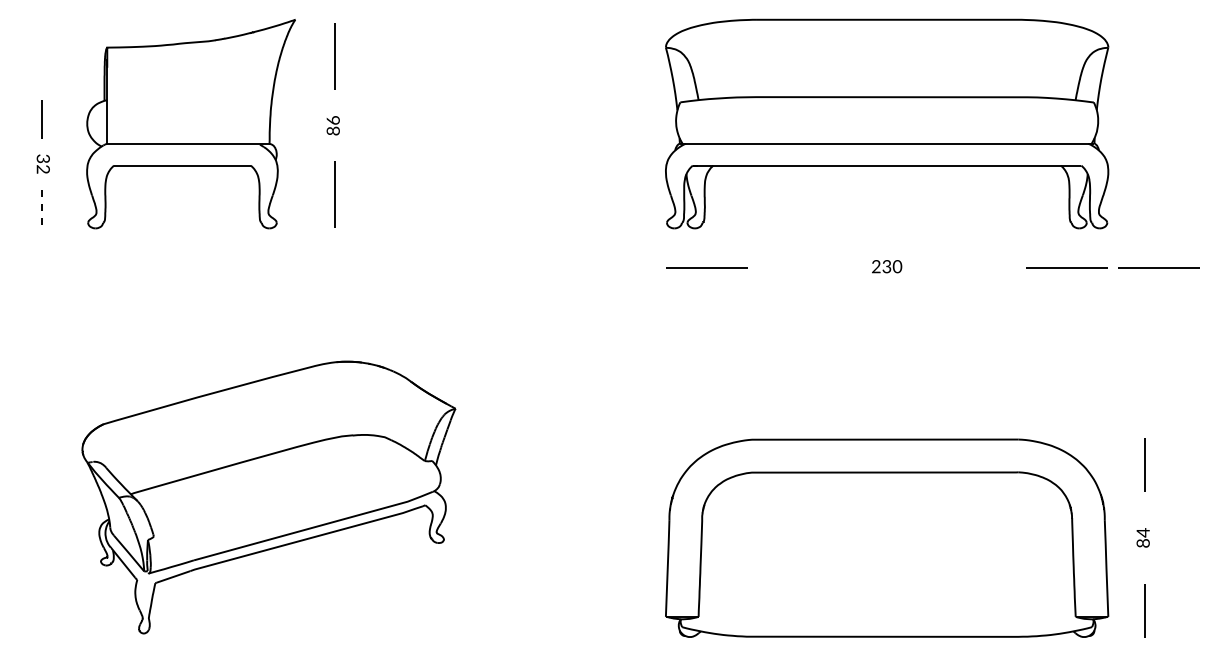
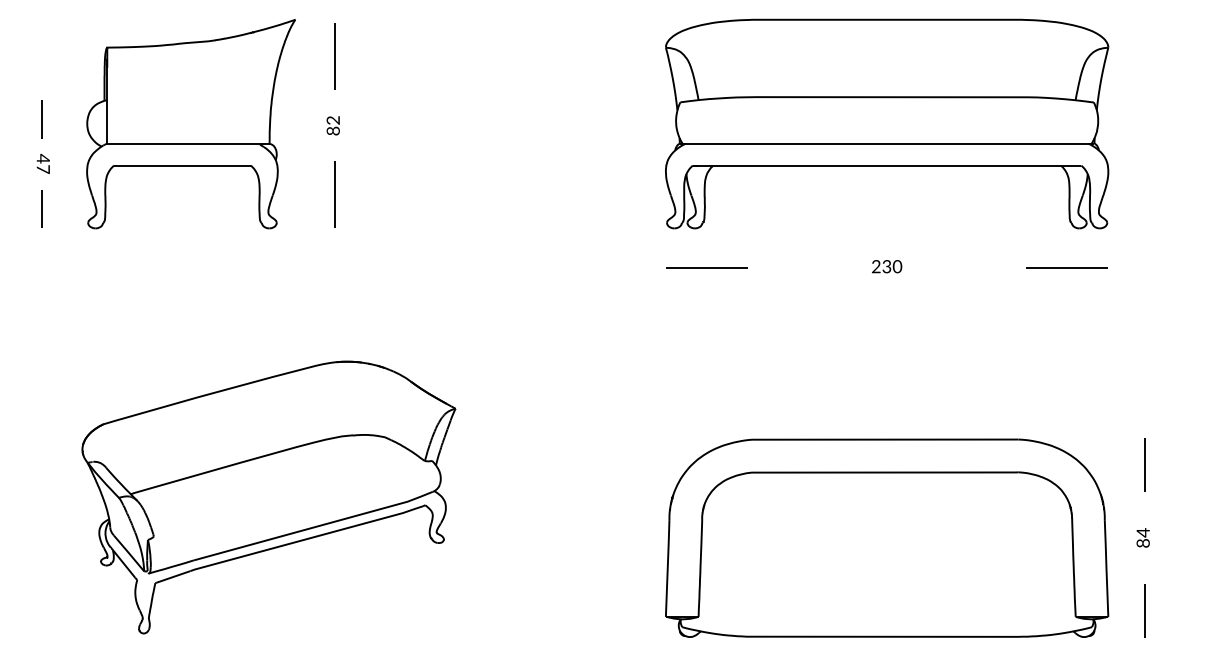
text: 86 -> 82 (332, 120)
text: 32 -> 47 (42, 163)
line: dashed -> solid (41, 209)
line: present -> none (1158, 267)
